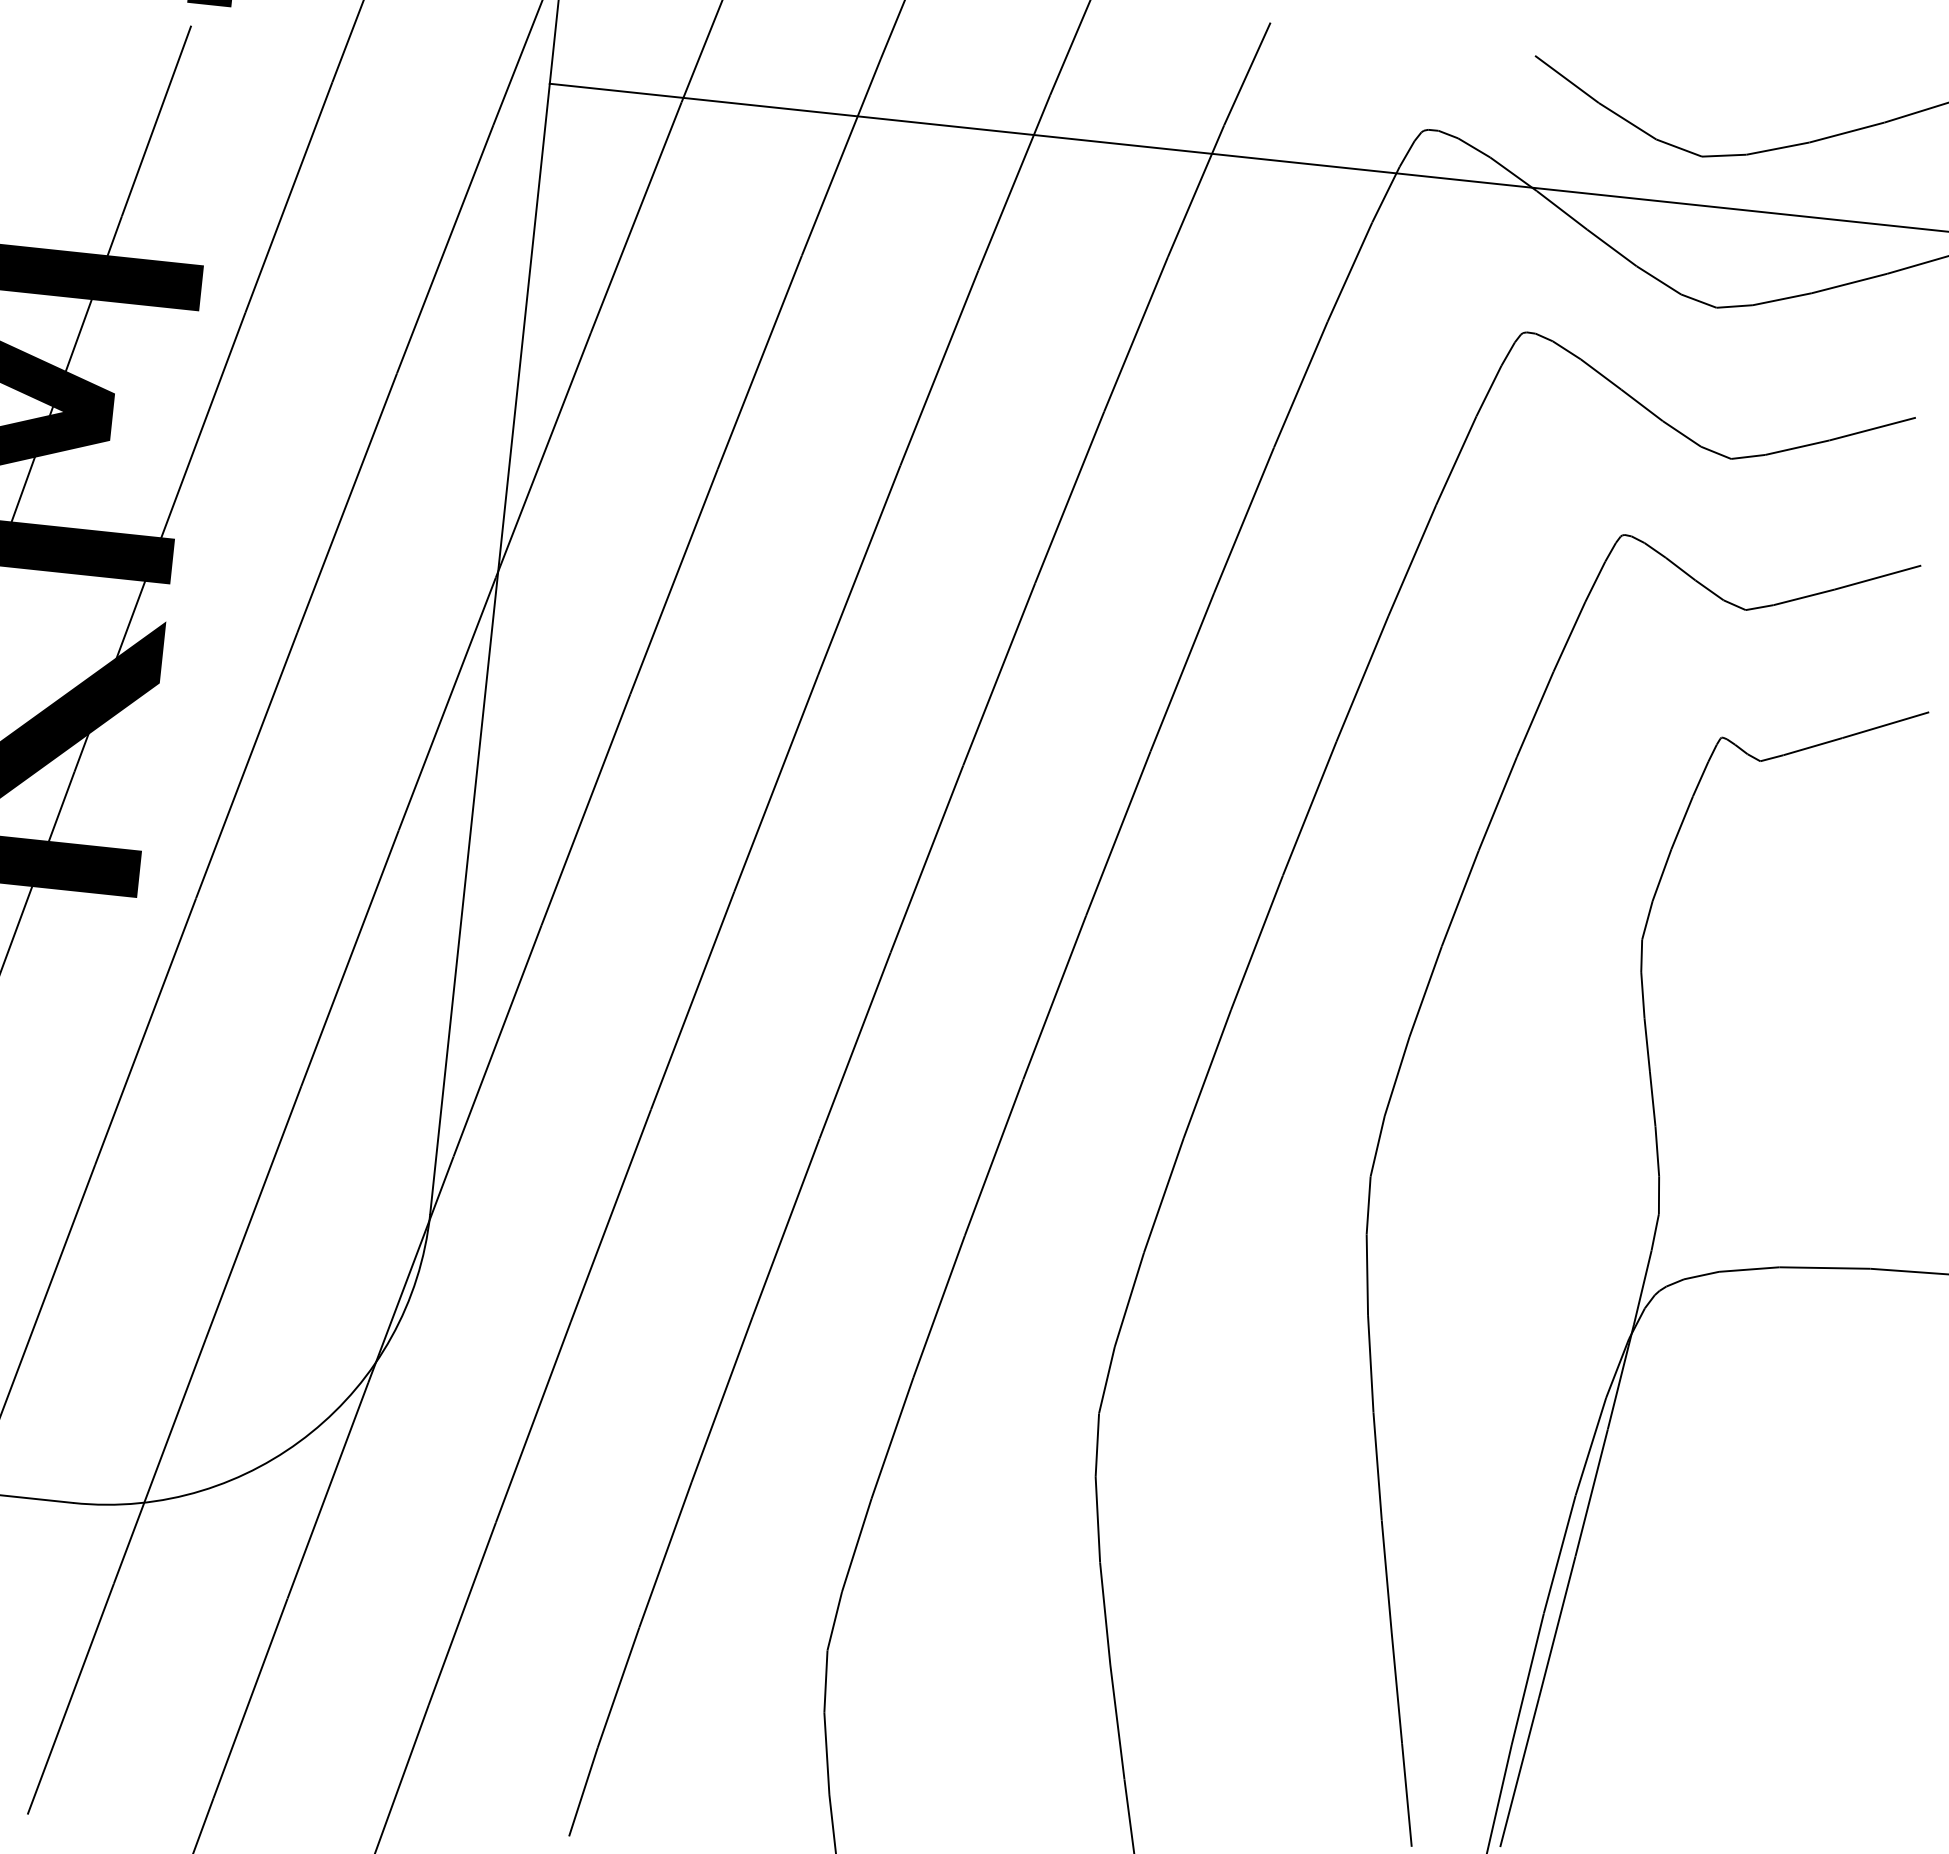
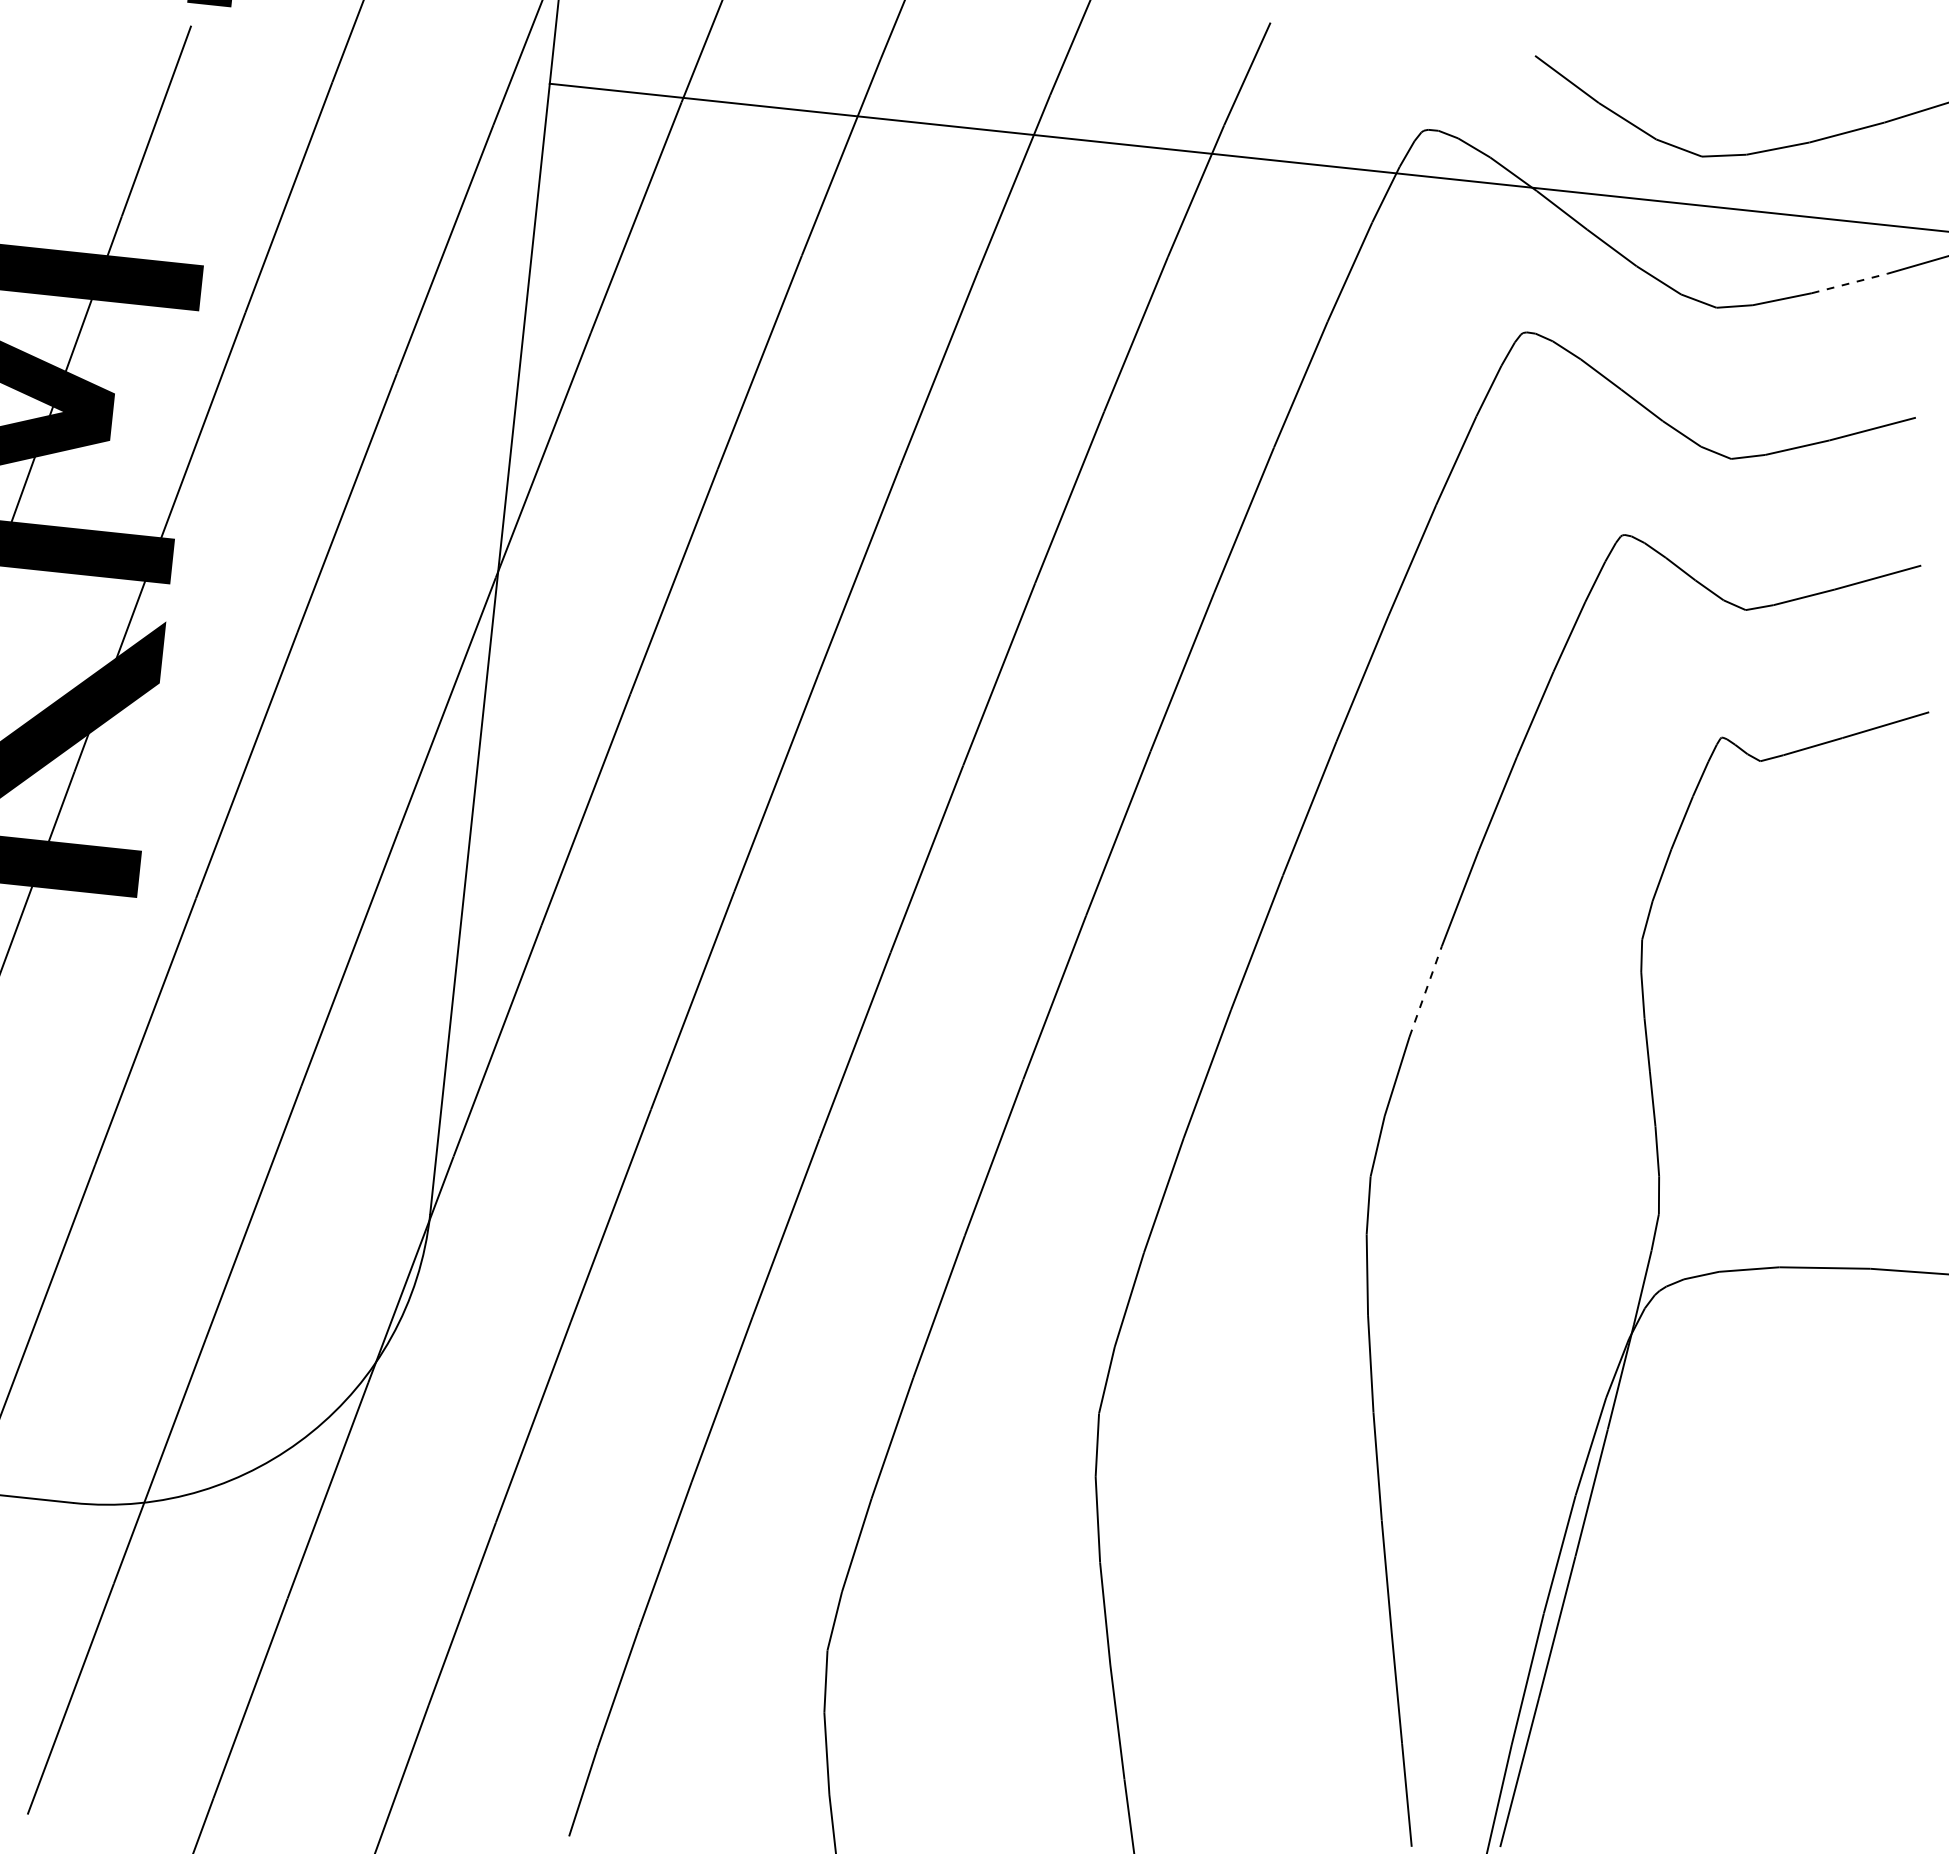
line: solid -> dashed (1849, 283)
line: solid -> dashed (1425, 991)
